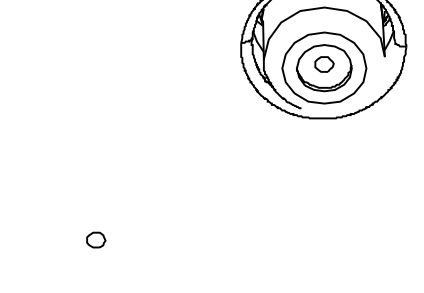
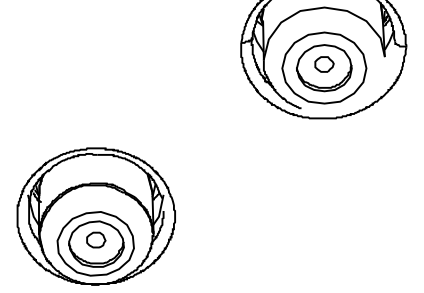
part: none -> present (95, 216)
